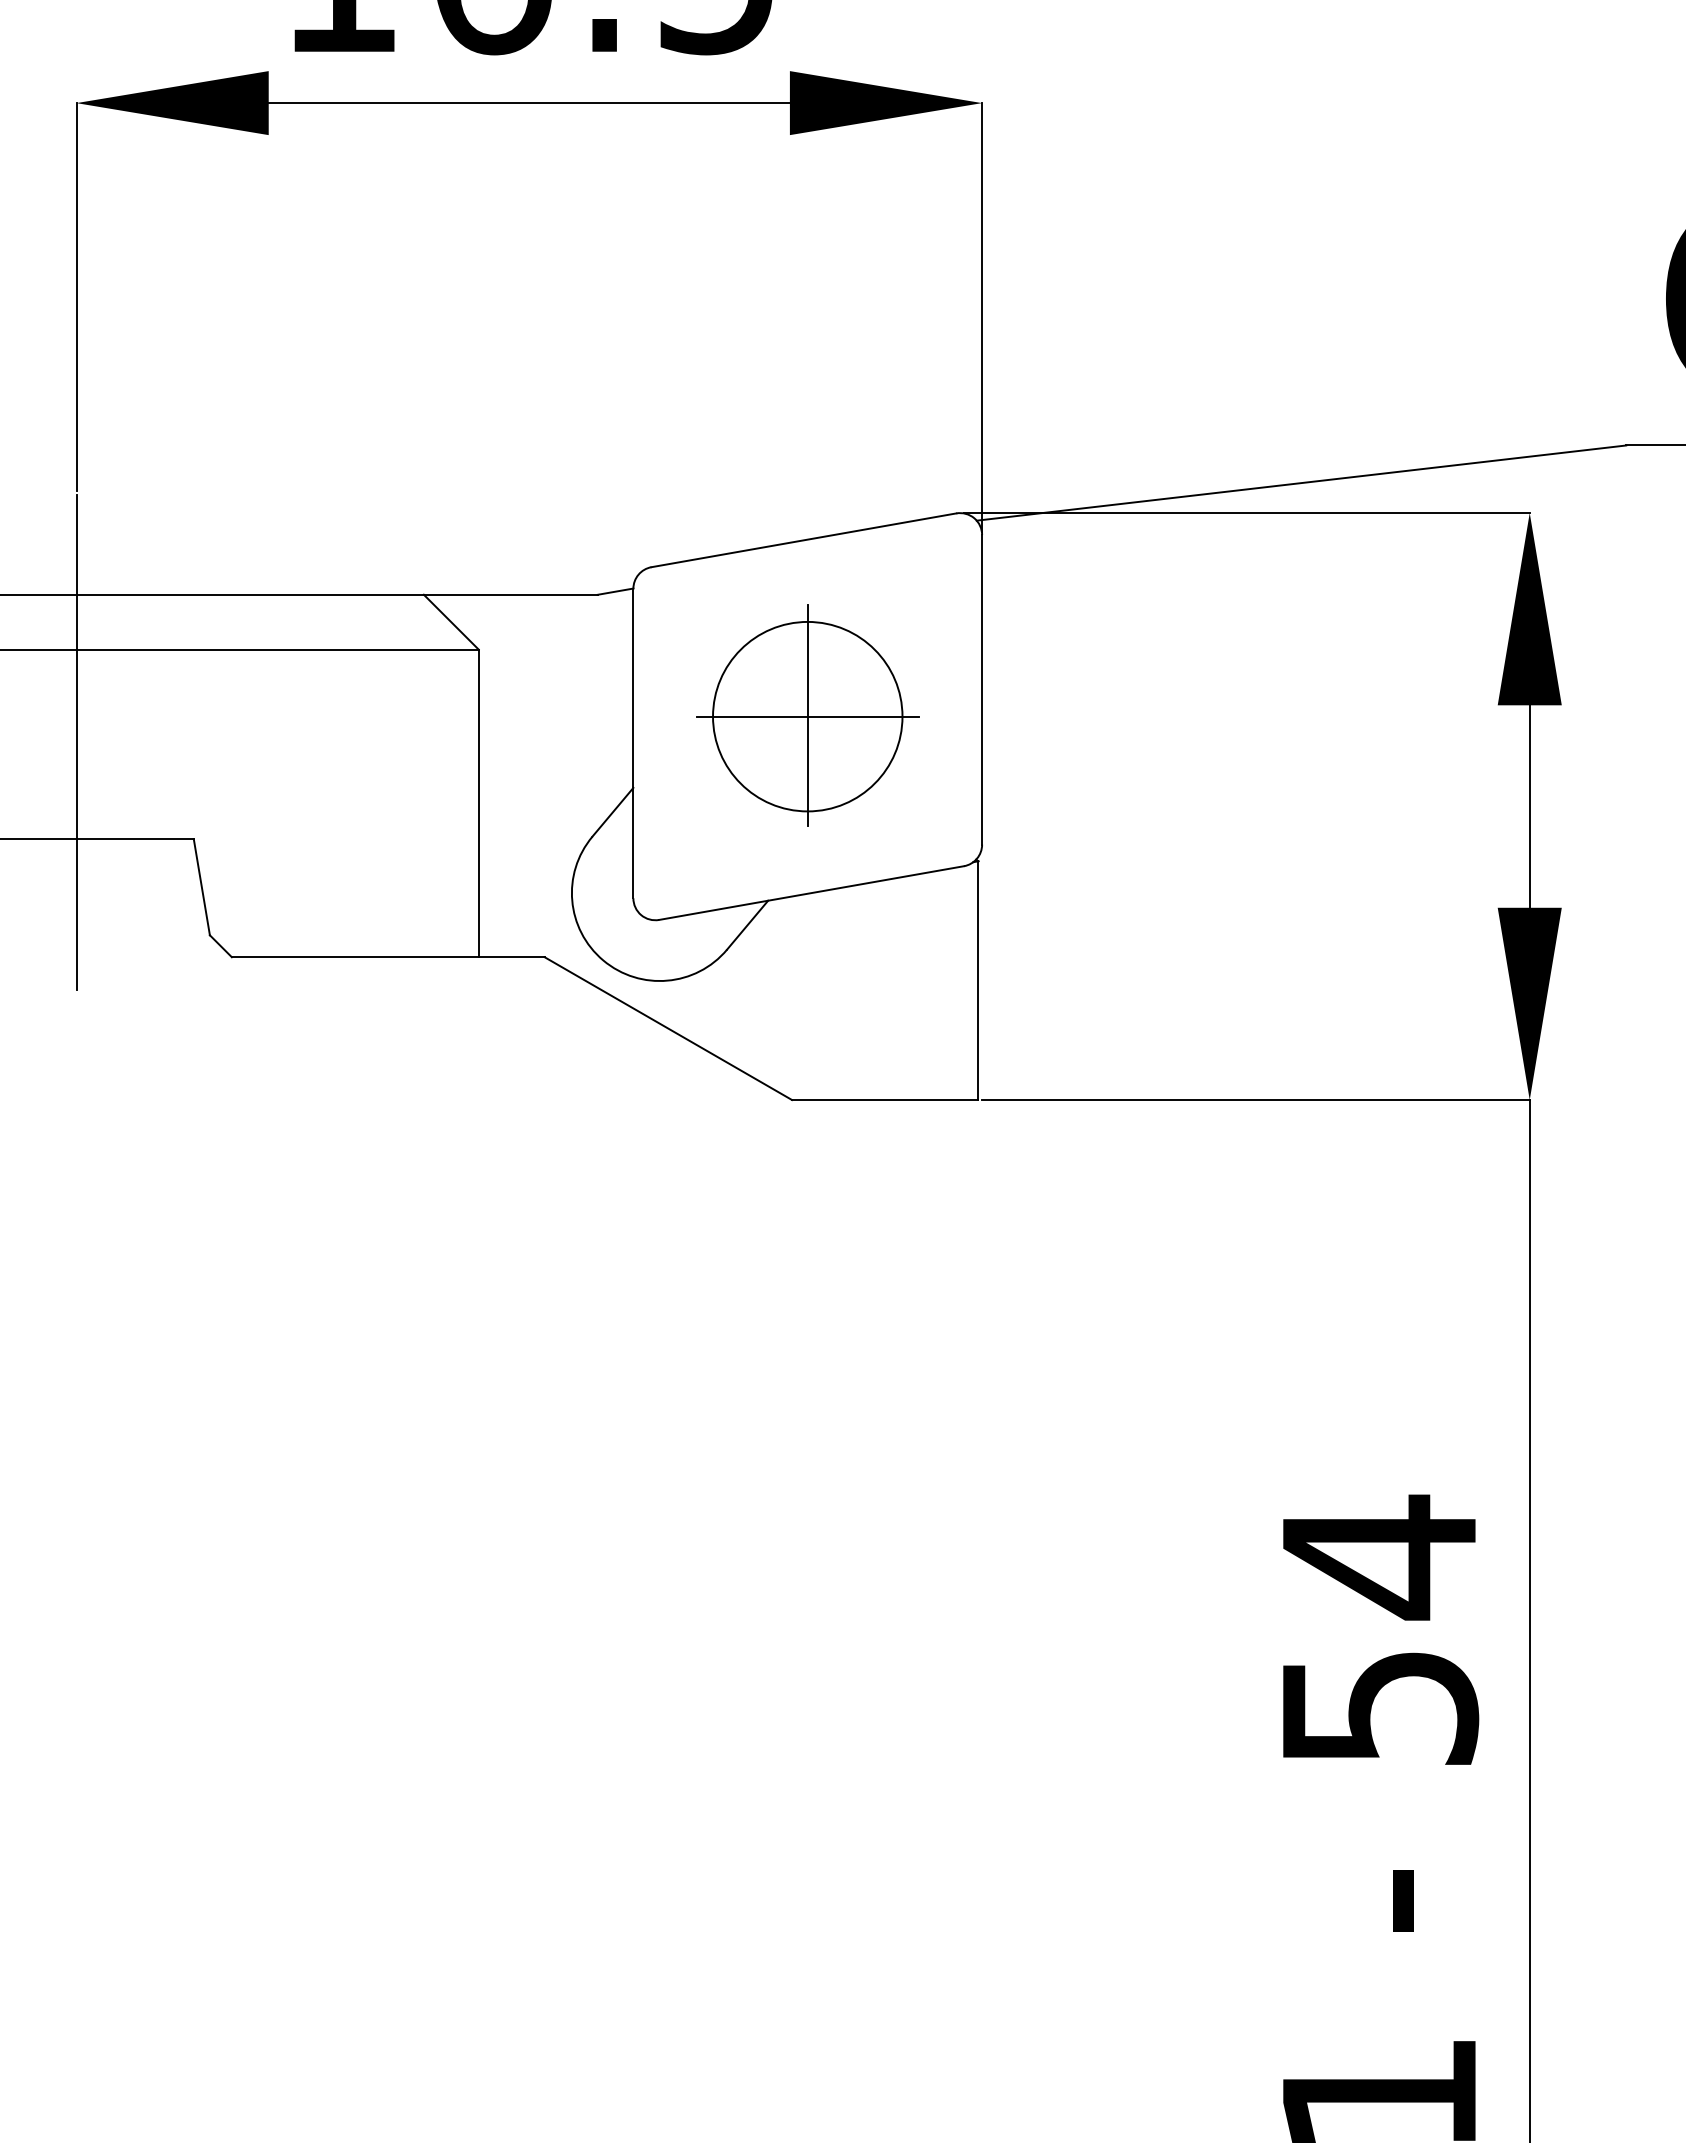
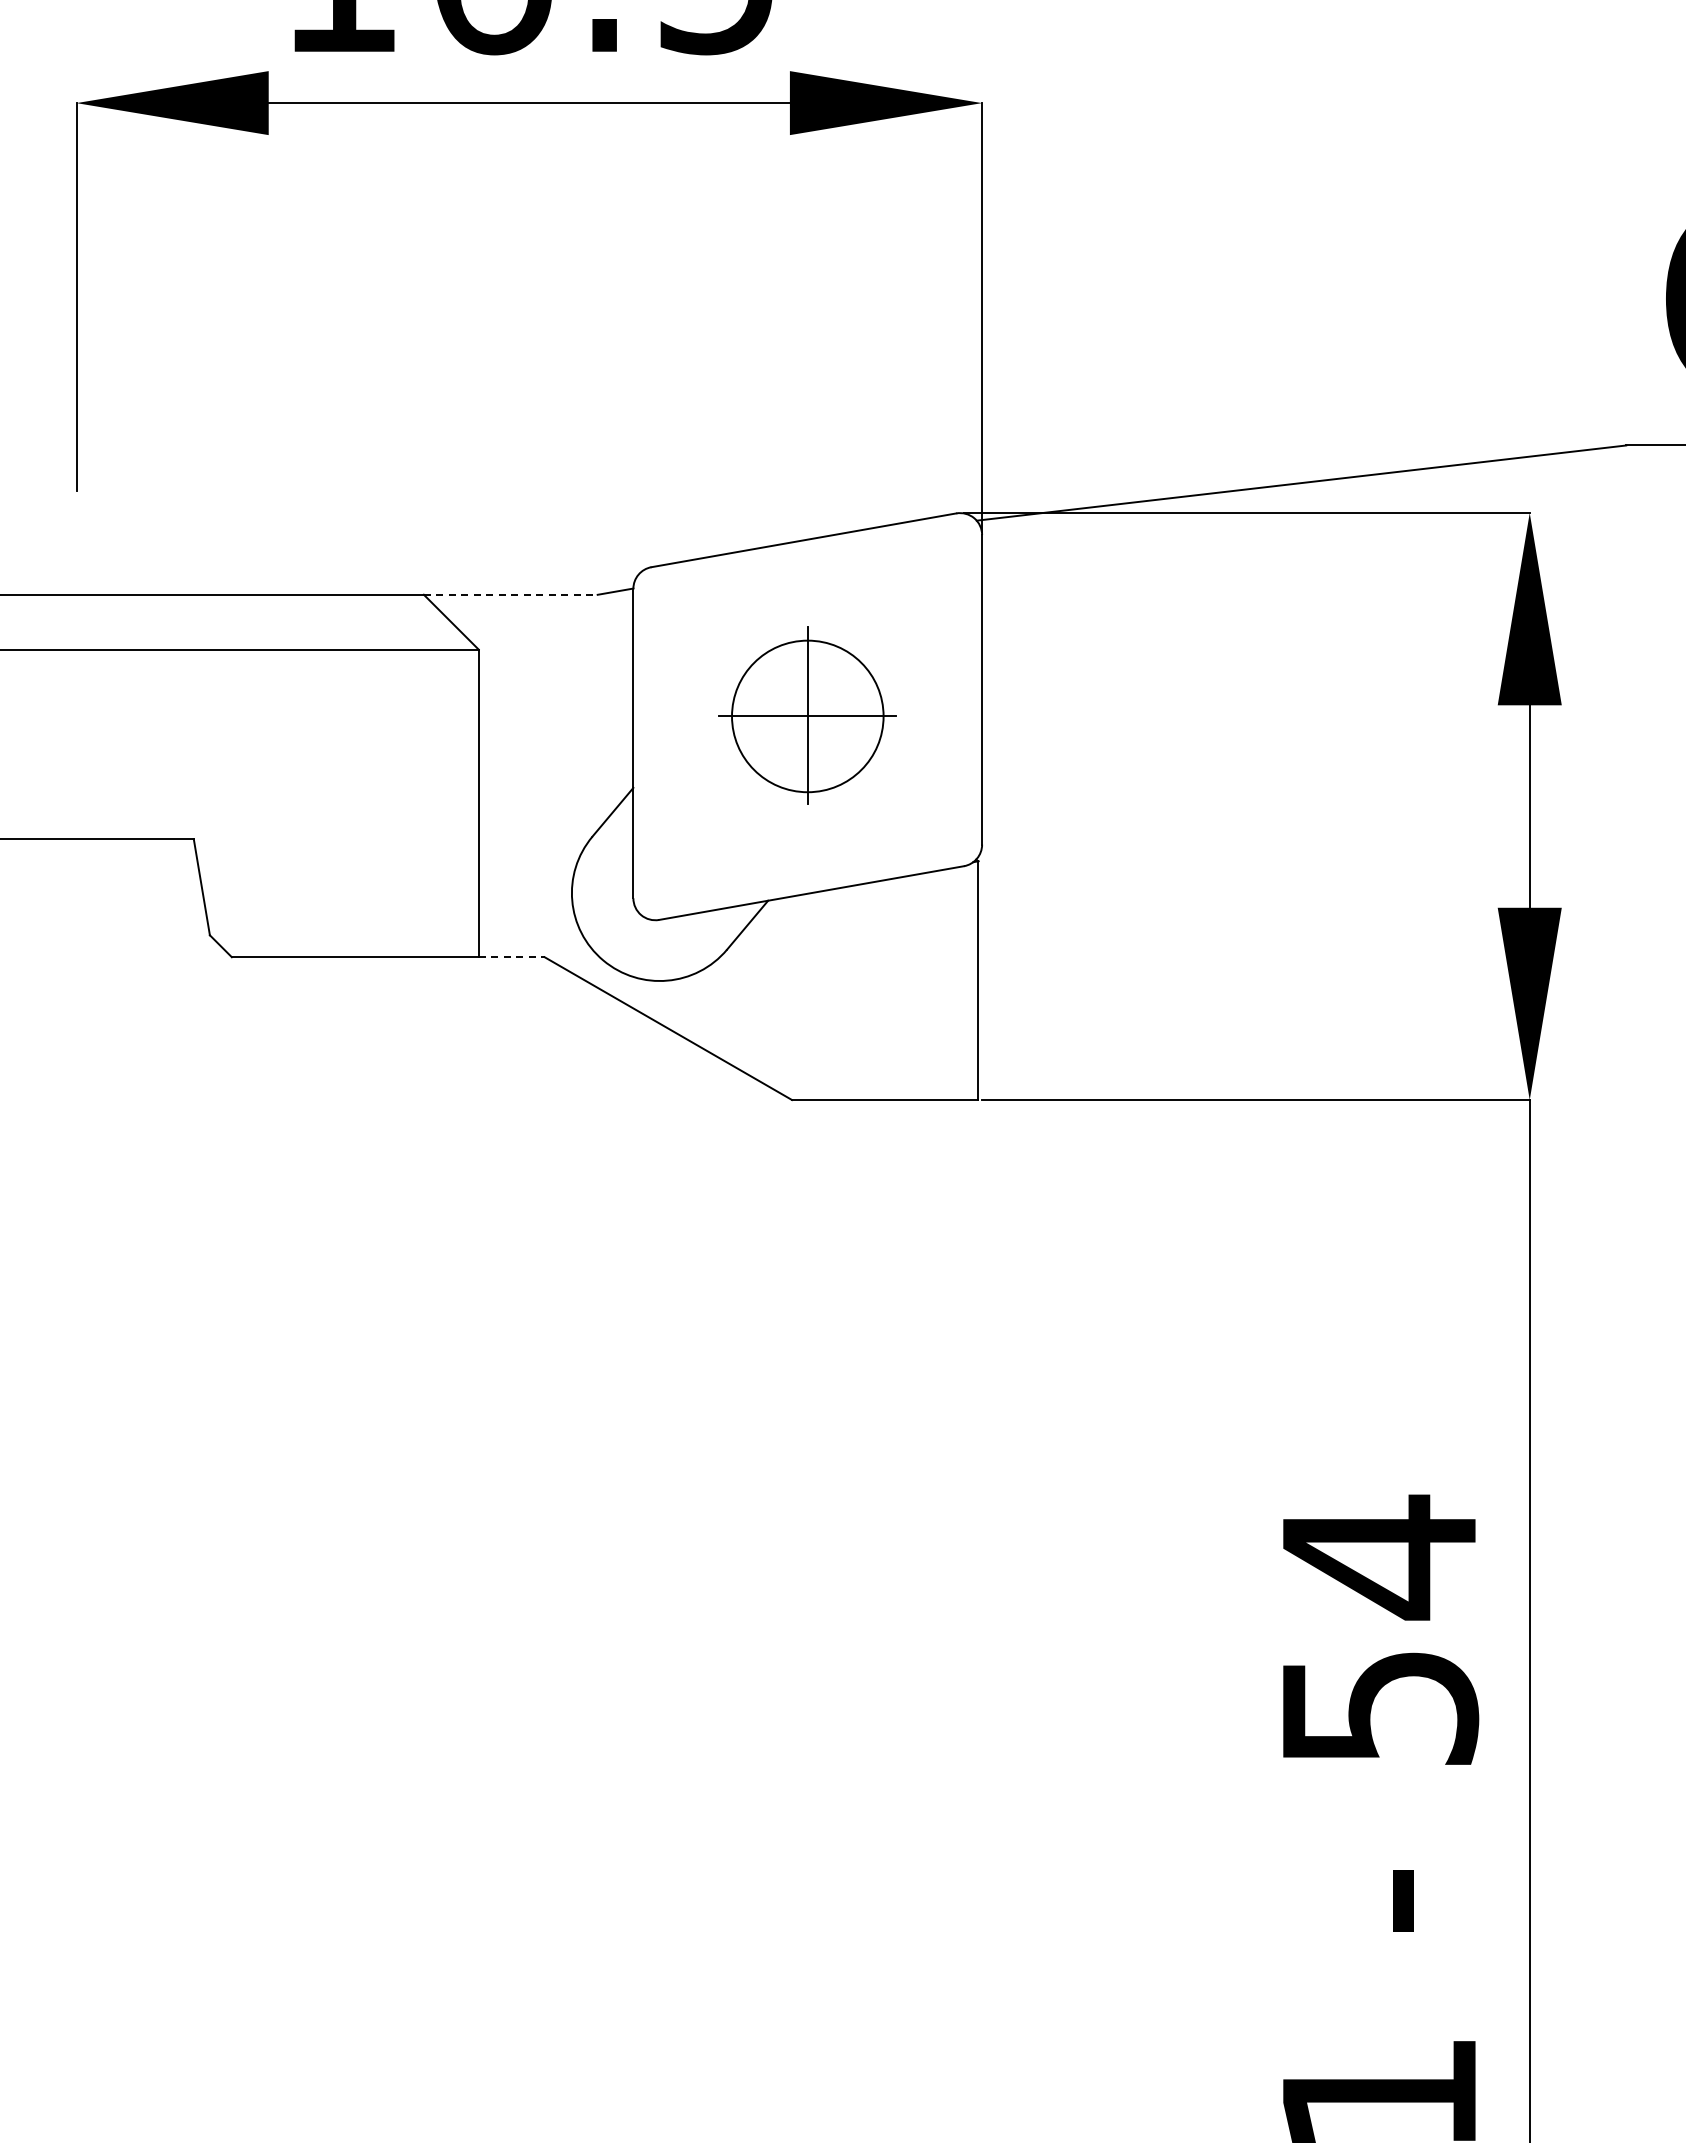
line: solid -> dashed (510, 594)
part size: 224x223 px -> 179x179 px (807, 715)
line: present -> none (76, 741)
line: solid -> dashed (511, 957)
